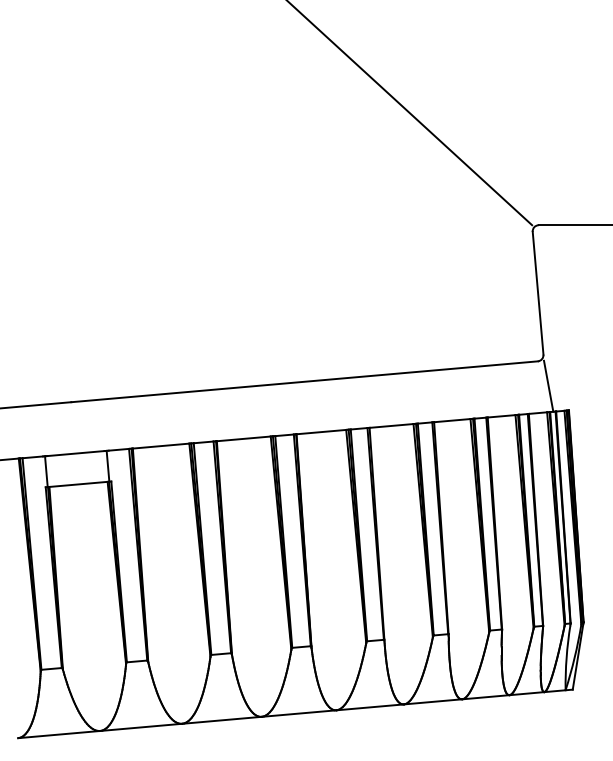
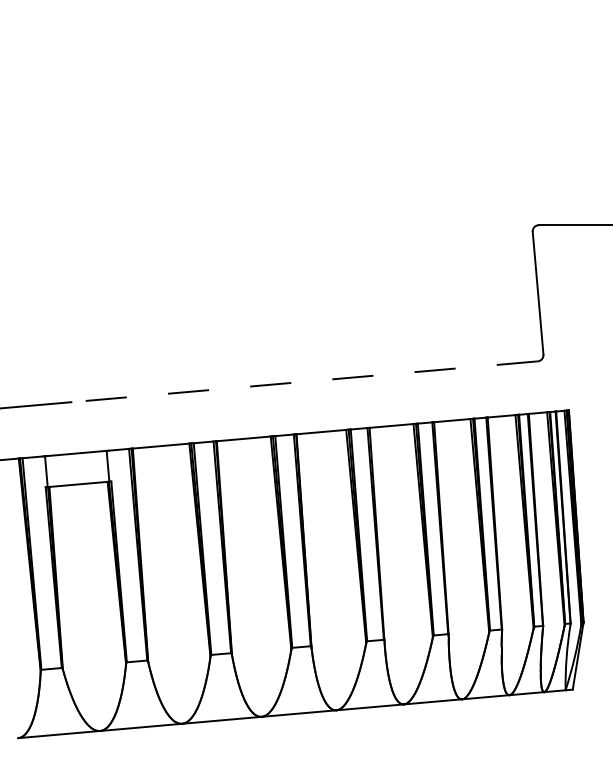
line: present -> none (410, 113)
line: solid -> dashed (304, 381)
line: present -> none (548, 385)
